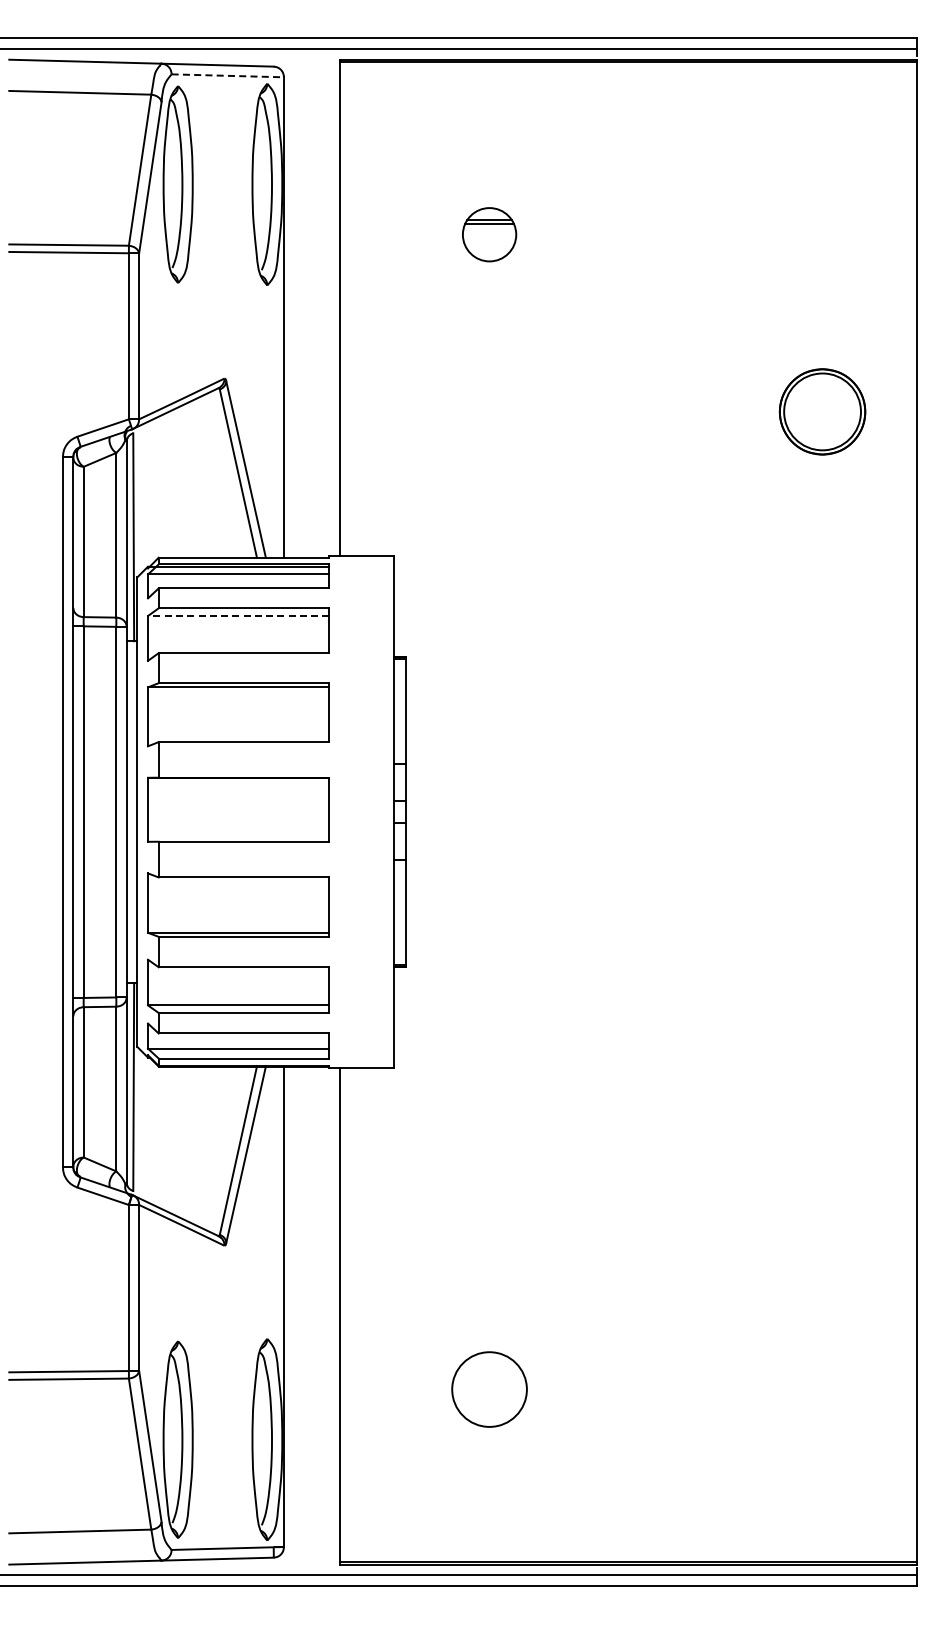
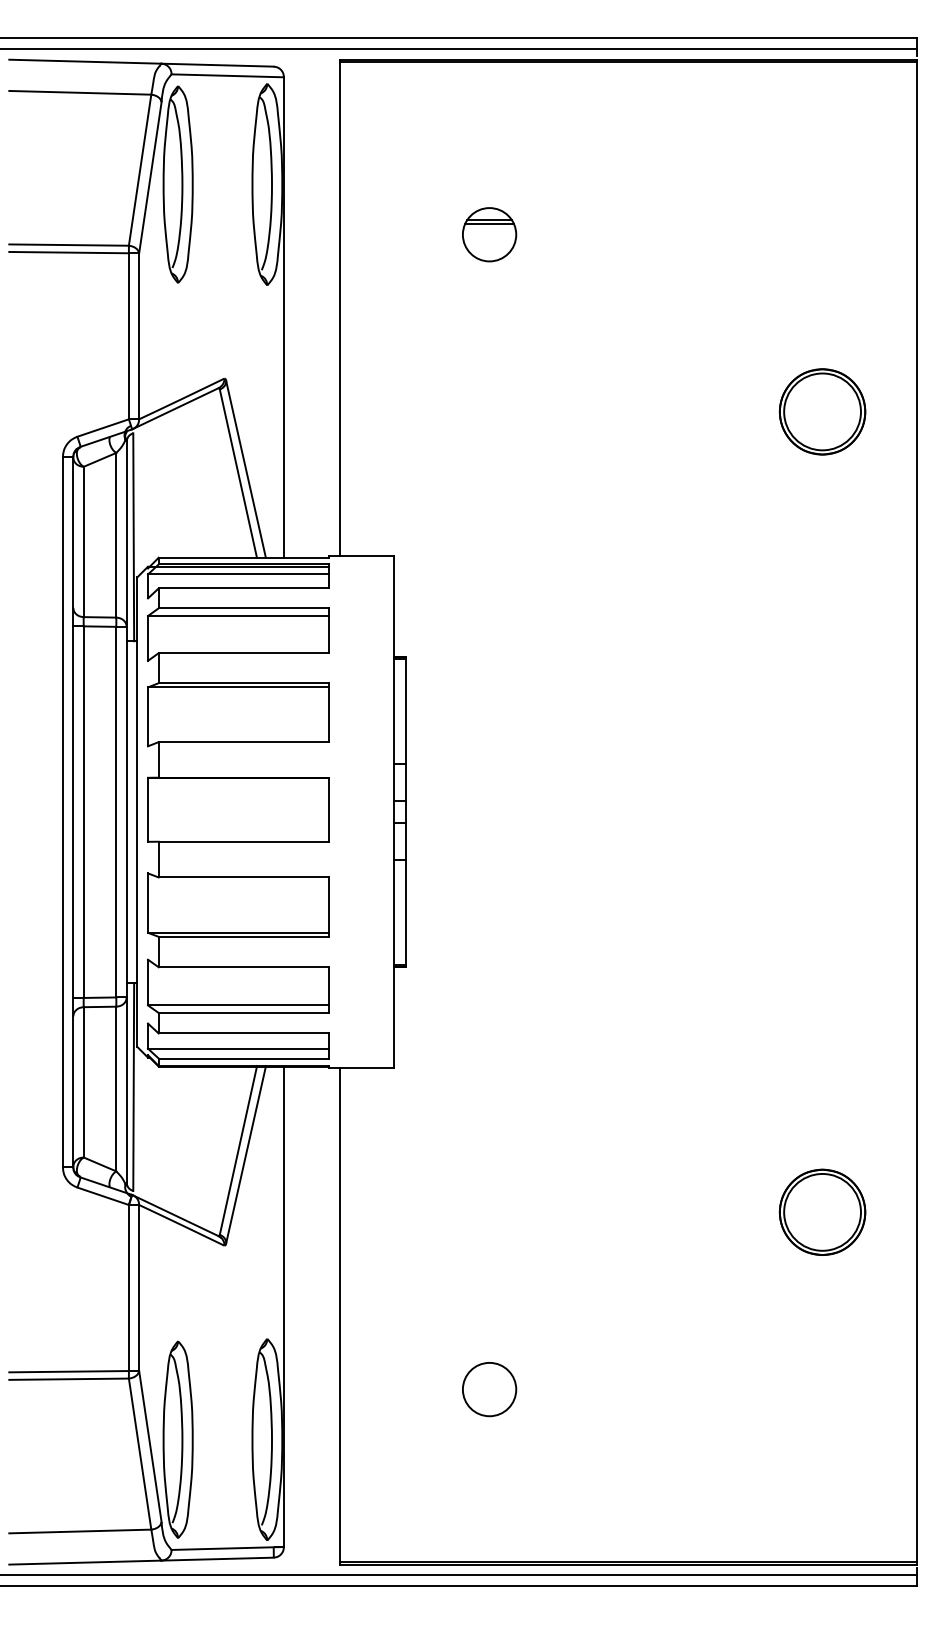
line: dashed -> solid (228, 75)
line: dashed -> solid (238, 615)
part: none -> present (822, 1211)
circle diameter: 75 px -> 53 px (489, 1389)
